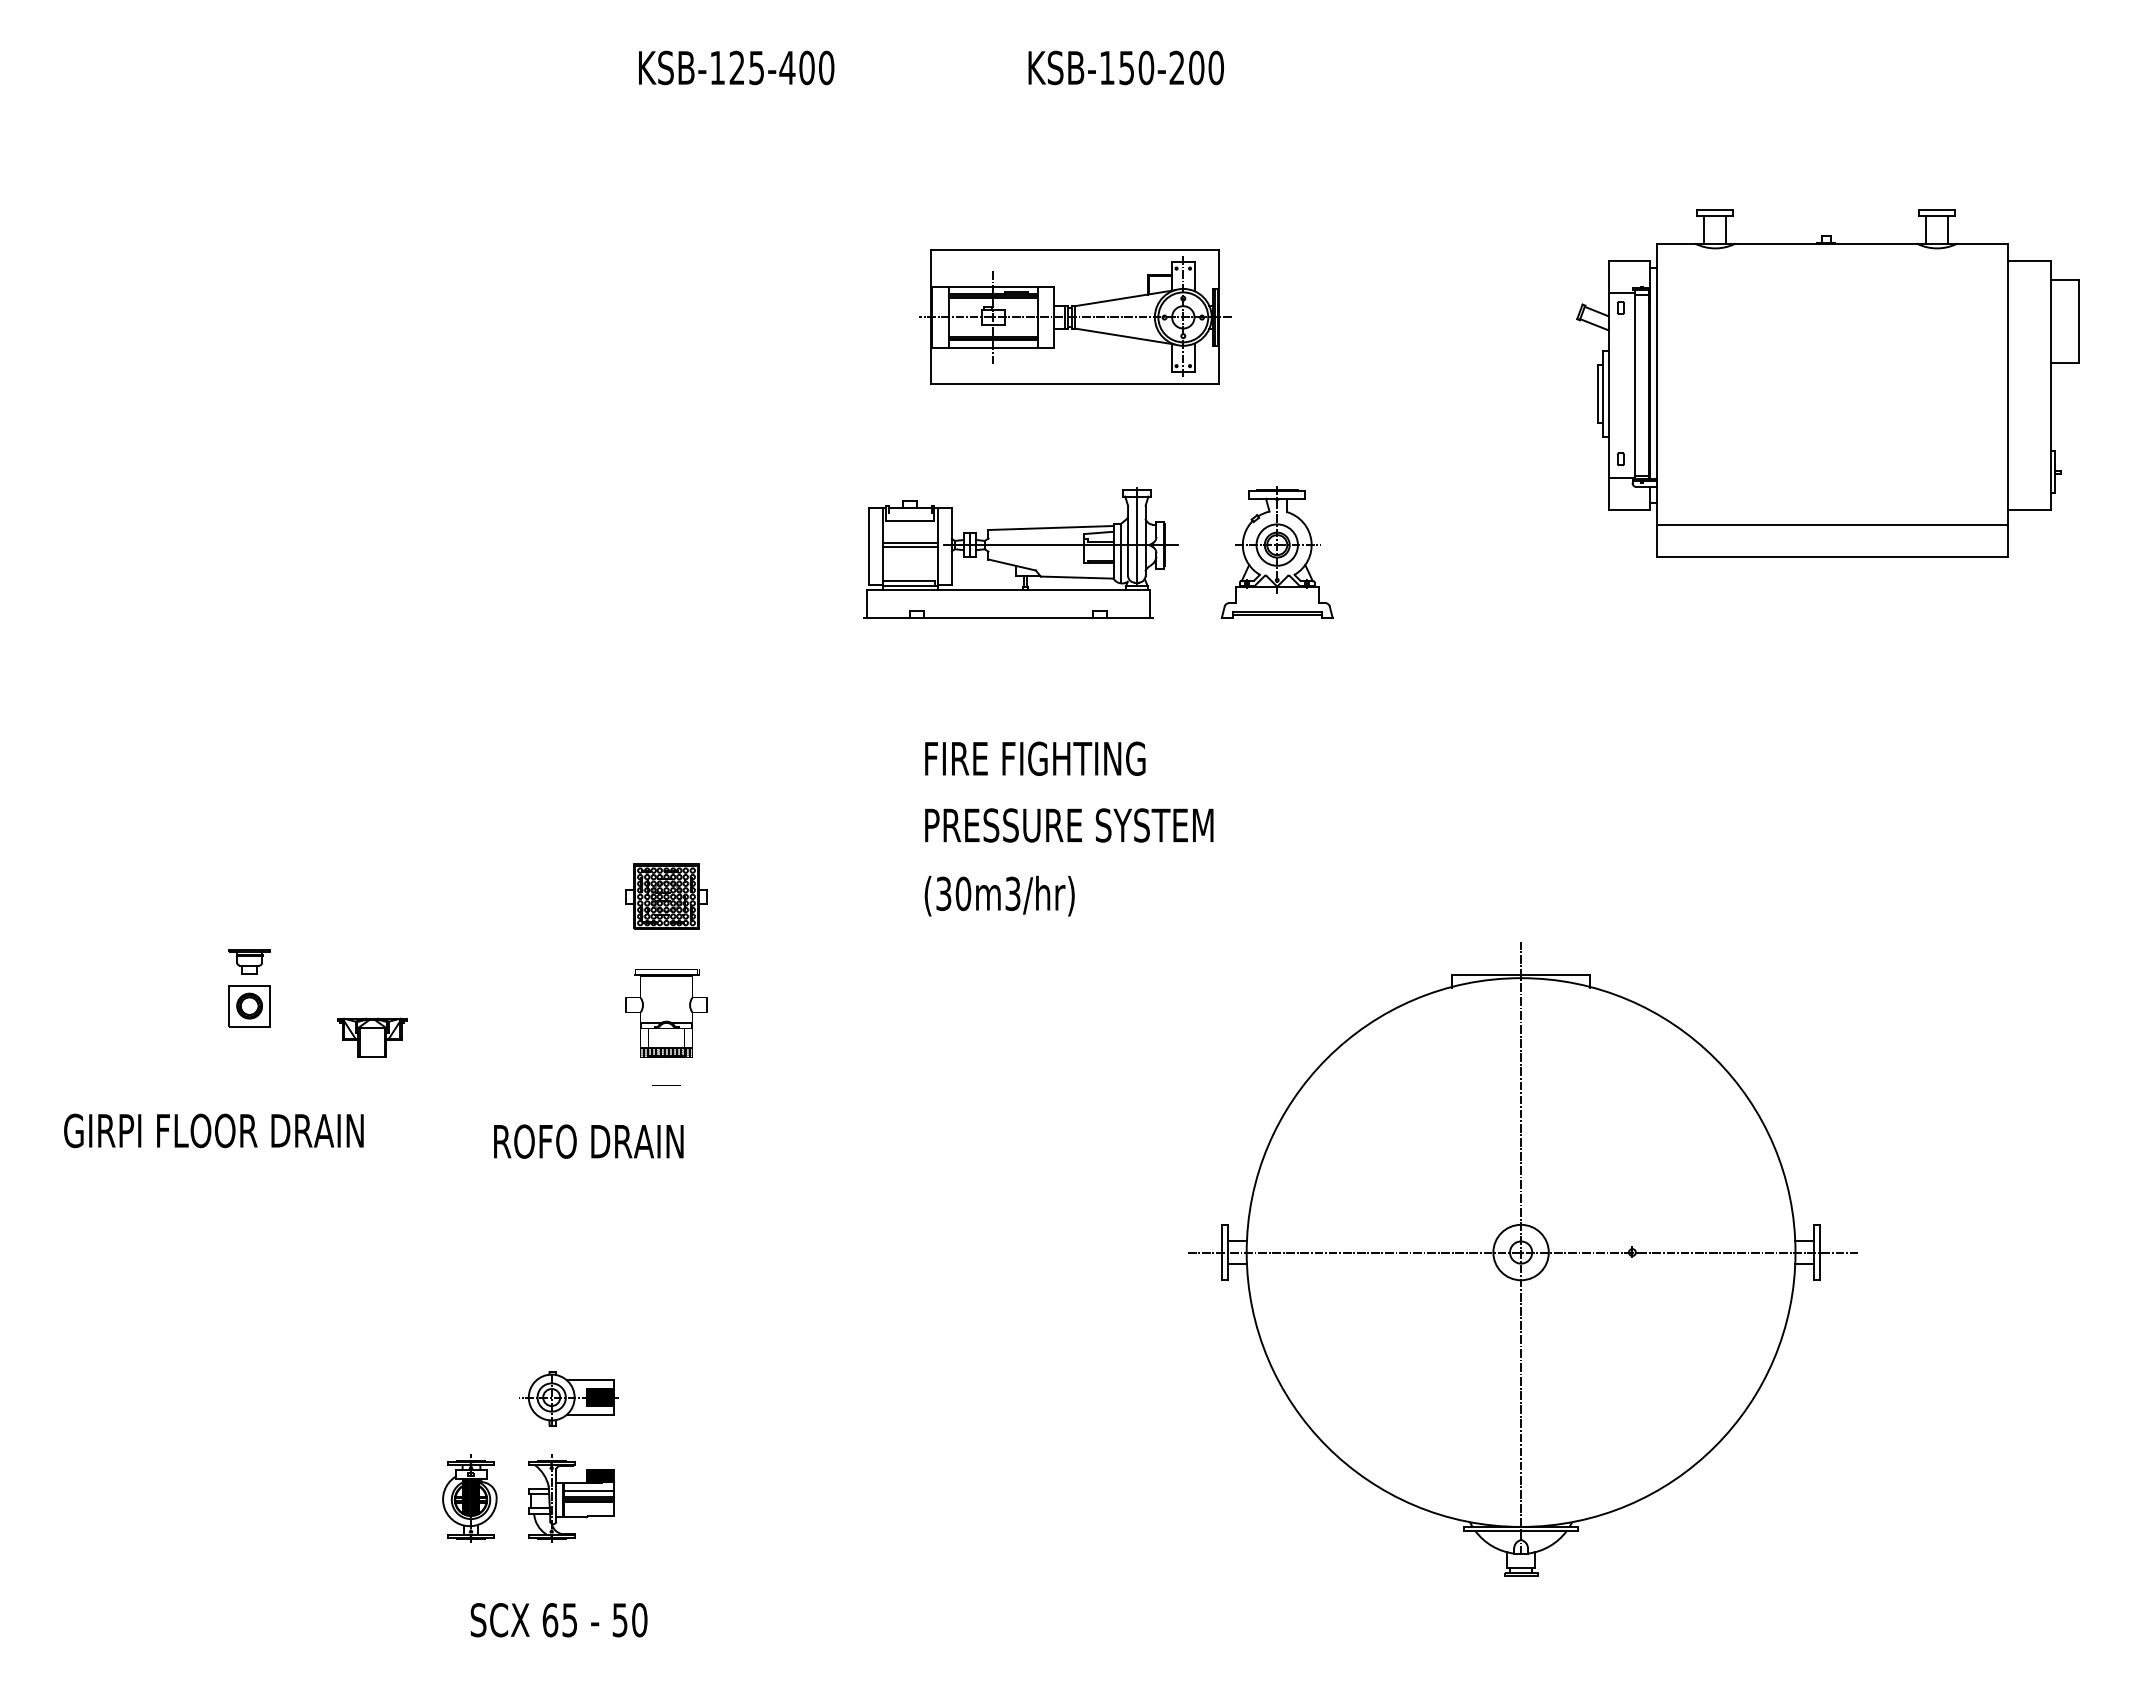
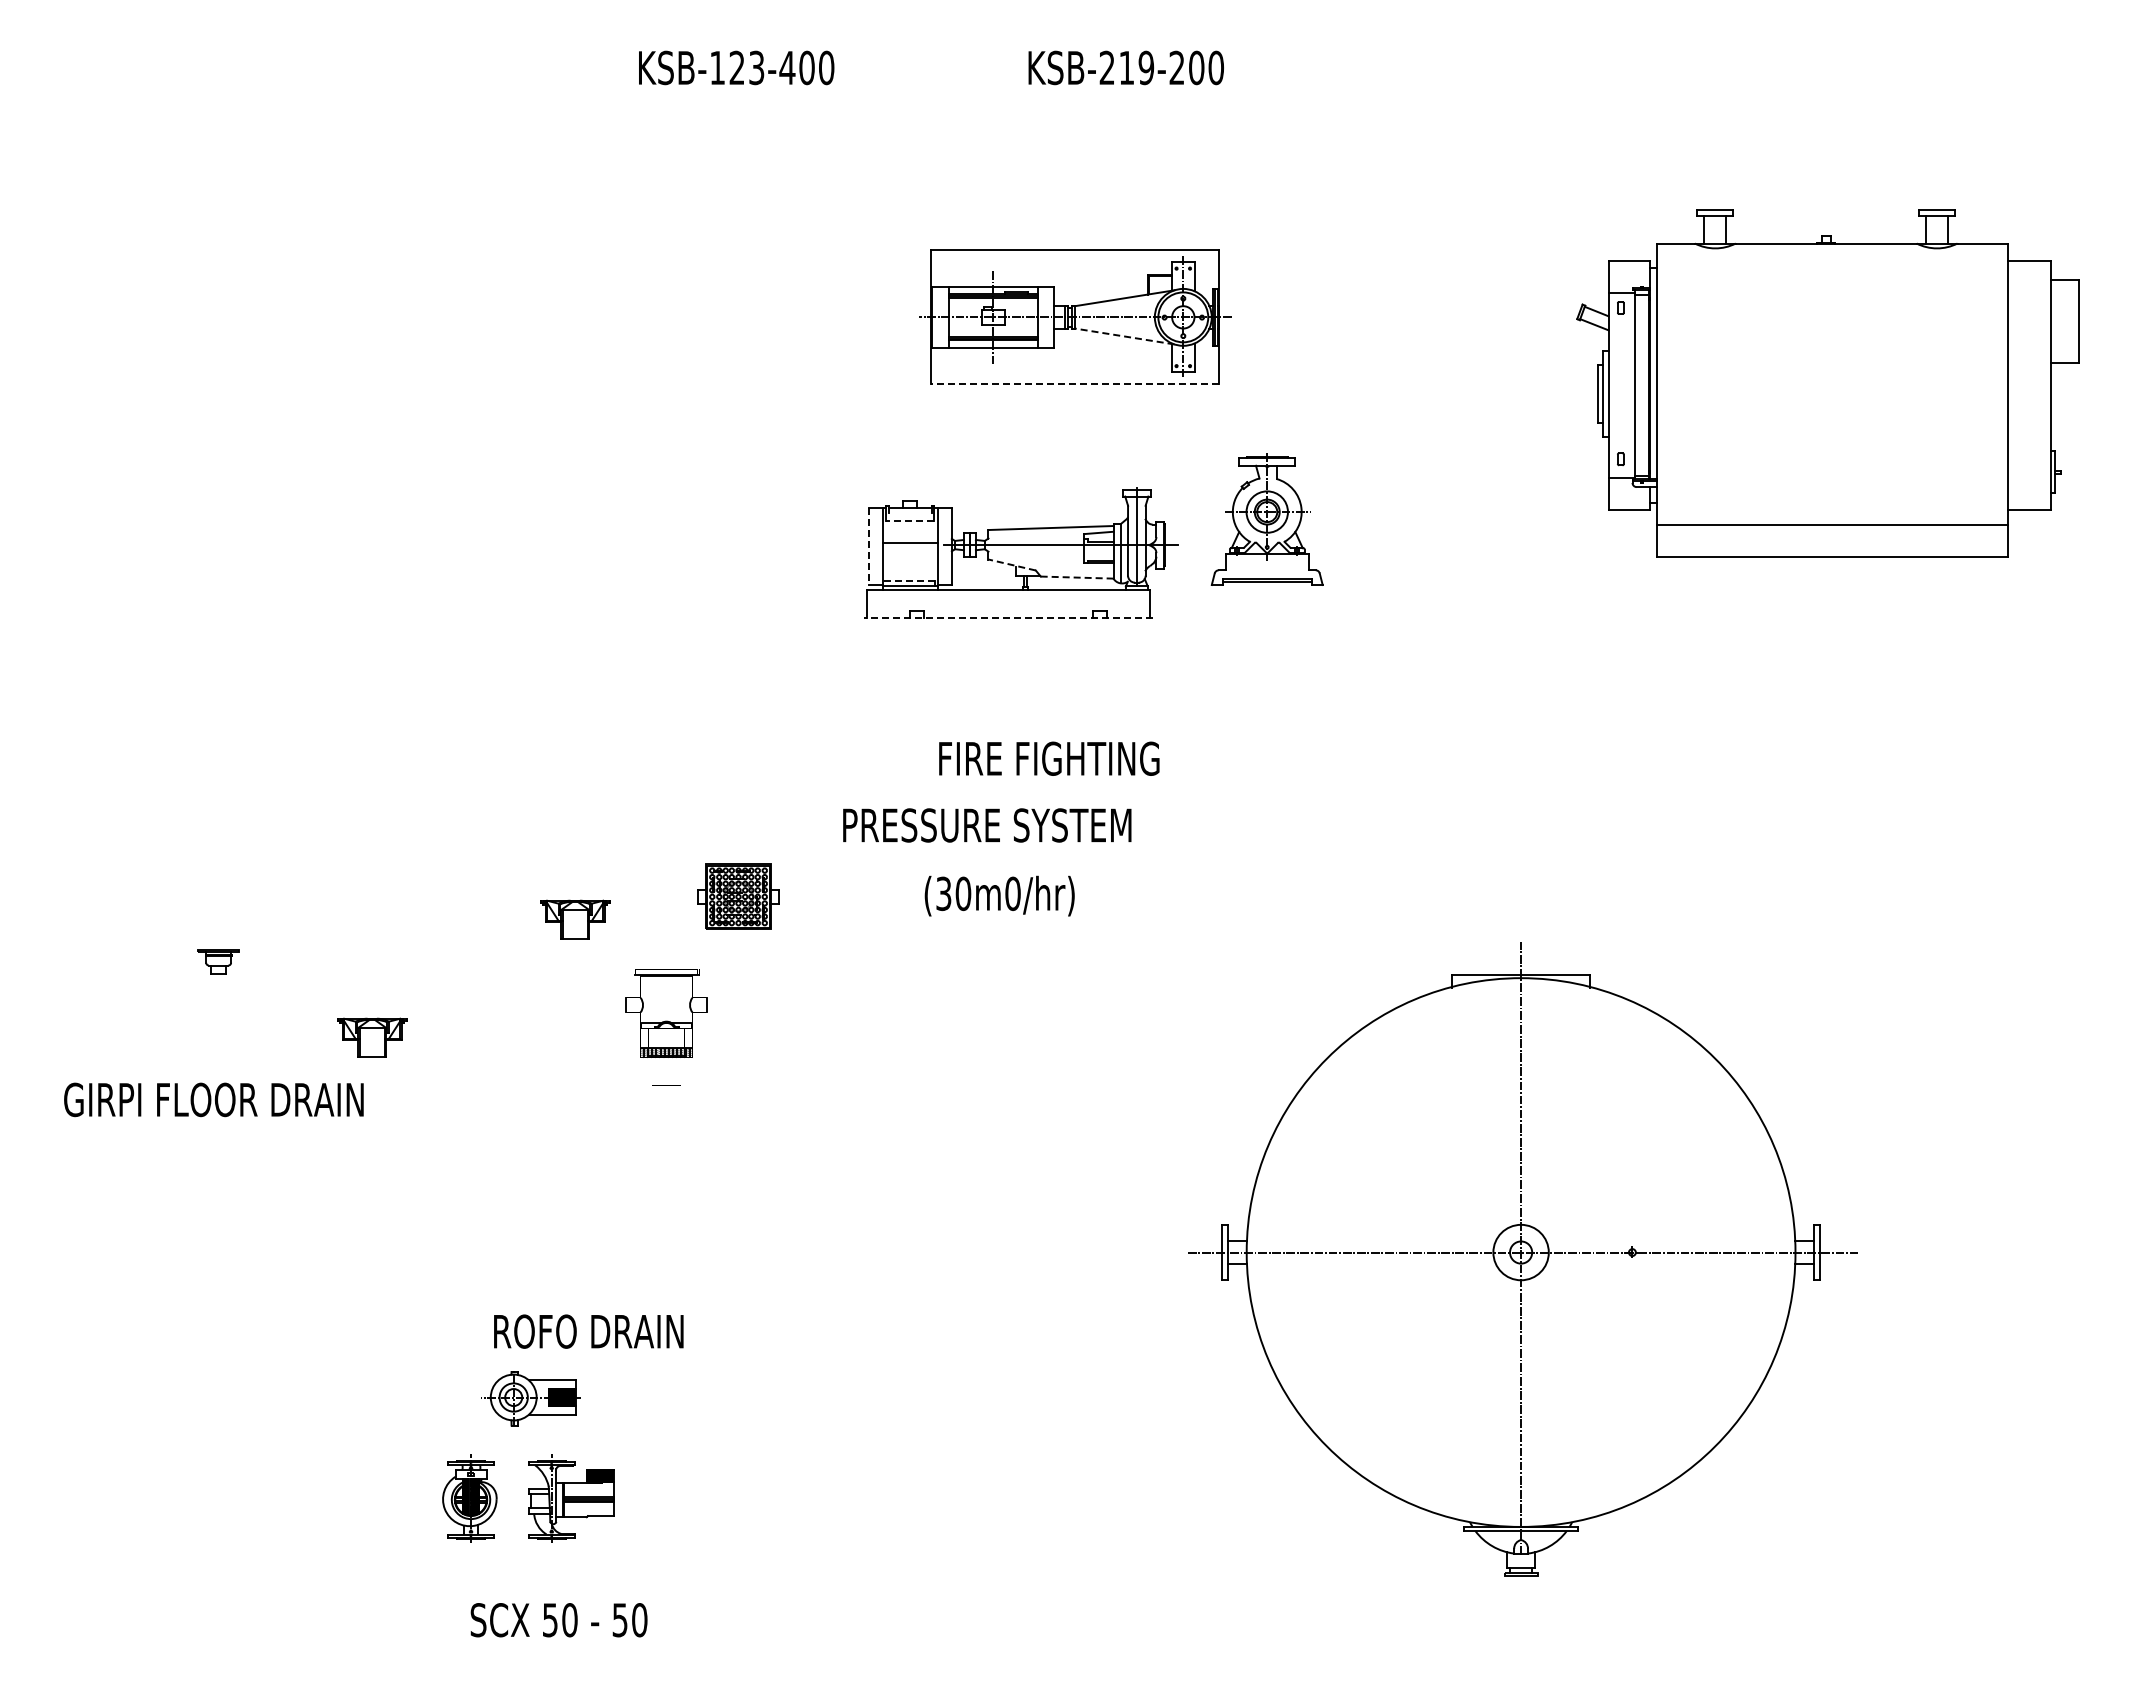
text: KSB-125-400 -> KSB-123-400 (757, 67)
text: KSB-150-200 -> KSB-219-200 (1126, 67)
line: solid -> dashed (1124, 336)
line: solid -> dashed (1074, 384)
line: solid -> dashed (910, 520)
line: solid -> dashed (868, 546)
line: present -> none (910, 546)
part position: (1276, 552) -> (1266, 519) (1266, 519)
line: solid -> dashed (1011, 564)
line: solid -> dashed (1076, 577)
line: solid -> dashed (908, 580)
line: solid -> dashed (1008, 617)
text position: (1035, 758) -> (1049, 758) (1049, 758)
text position: (1069, 825) -> (987, 825) (987, 825)
text: (30m3/hr) -> (30m0/hr) (1012, 893)
part position: (666, 896) -> (738, 896) (738, 896)
part: none -> present (575, 919)
part position: (249, 961) -> (218, 961) (218, 961)
part: present -> none (249, 1006)
text position: (213, 1130) -> (213, 1099) (213, 1099)
text position: (588, 1141) -> (588, 1331) (588, 1331)
part position: (568, 1398) -> (530, 1398) (530, 1398)
line: present -> none (588, 1491)
text: 65 -> 50 (559, 1620)
